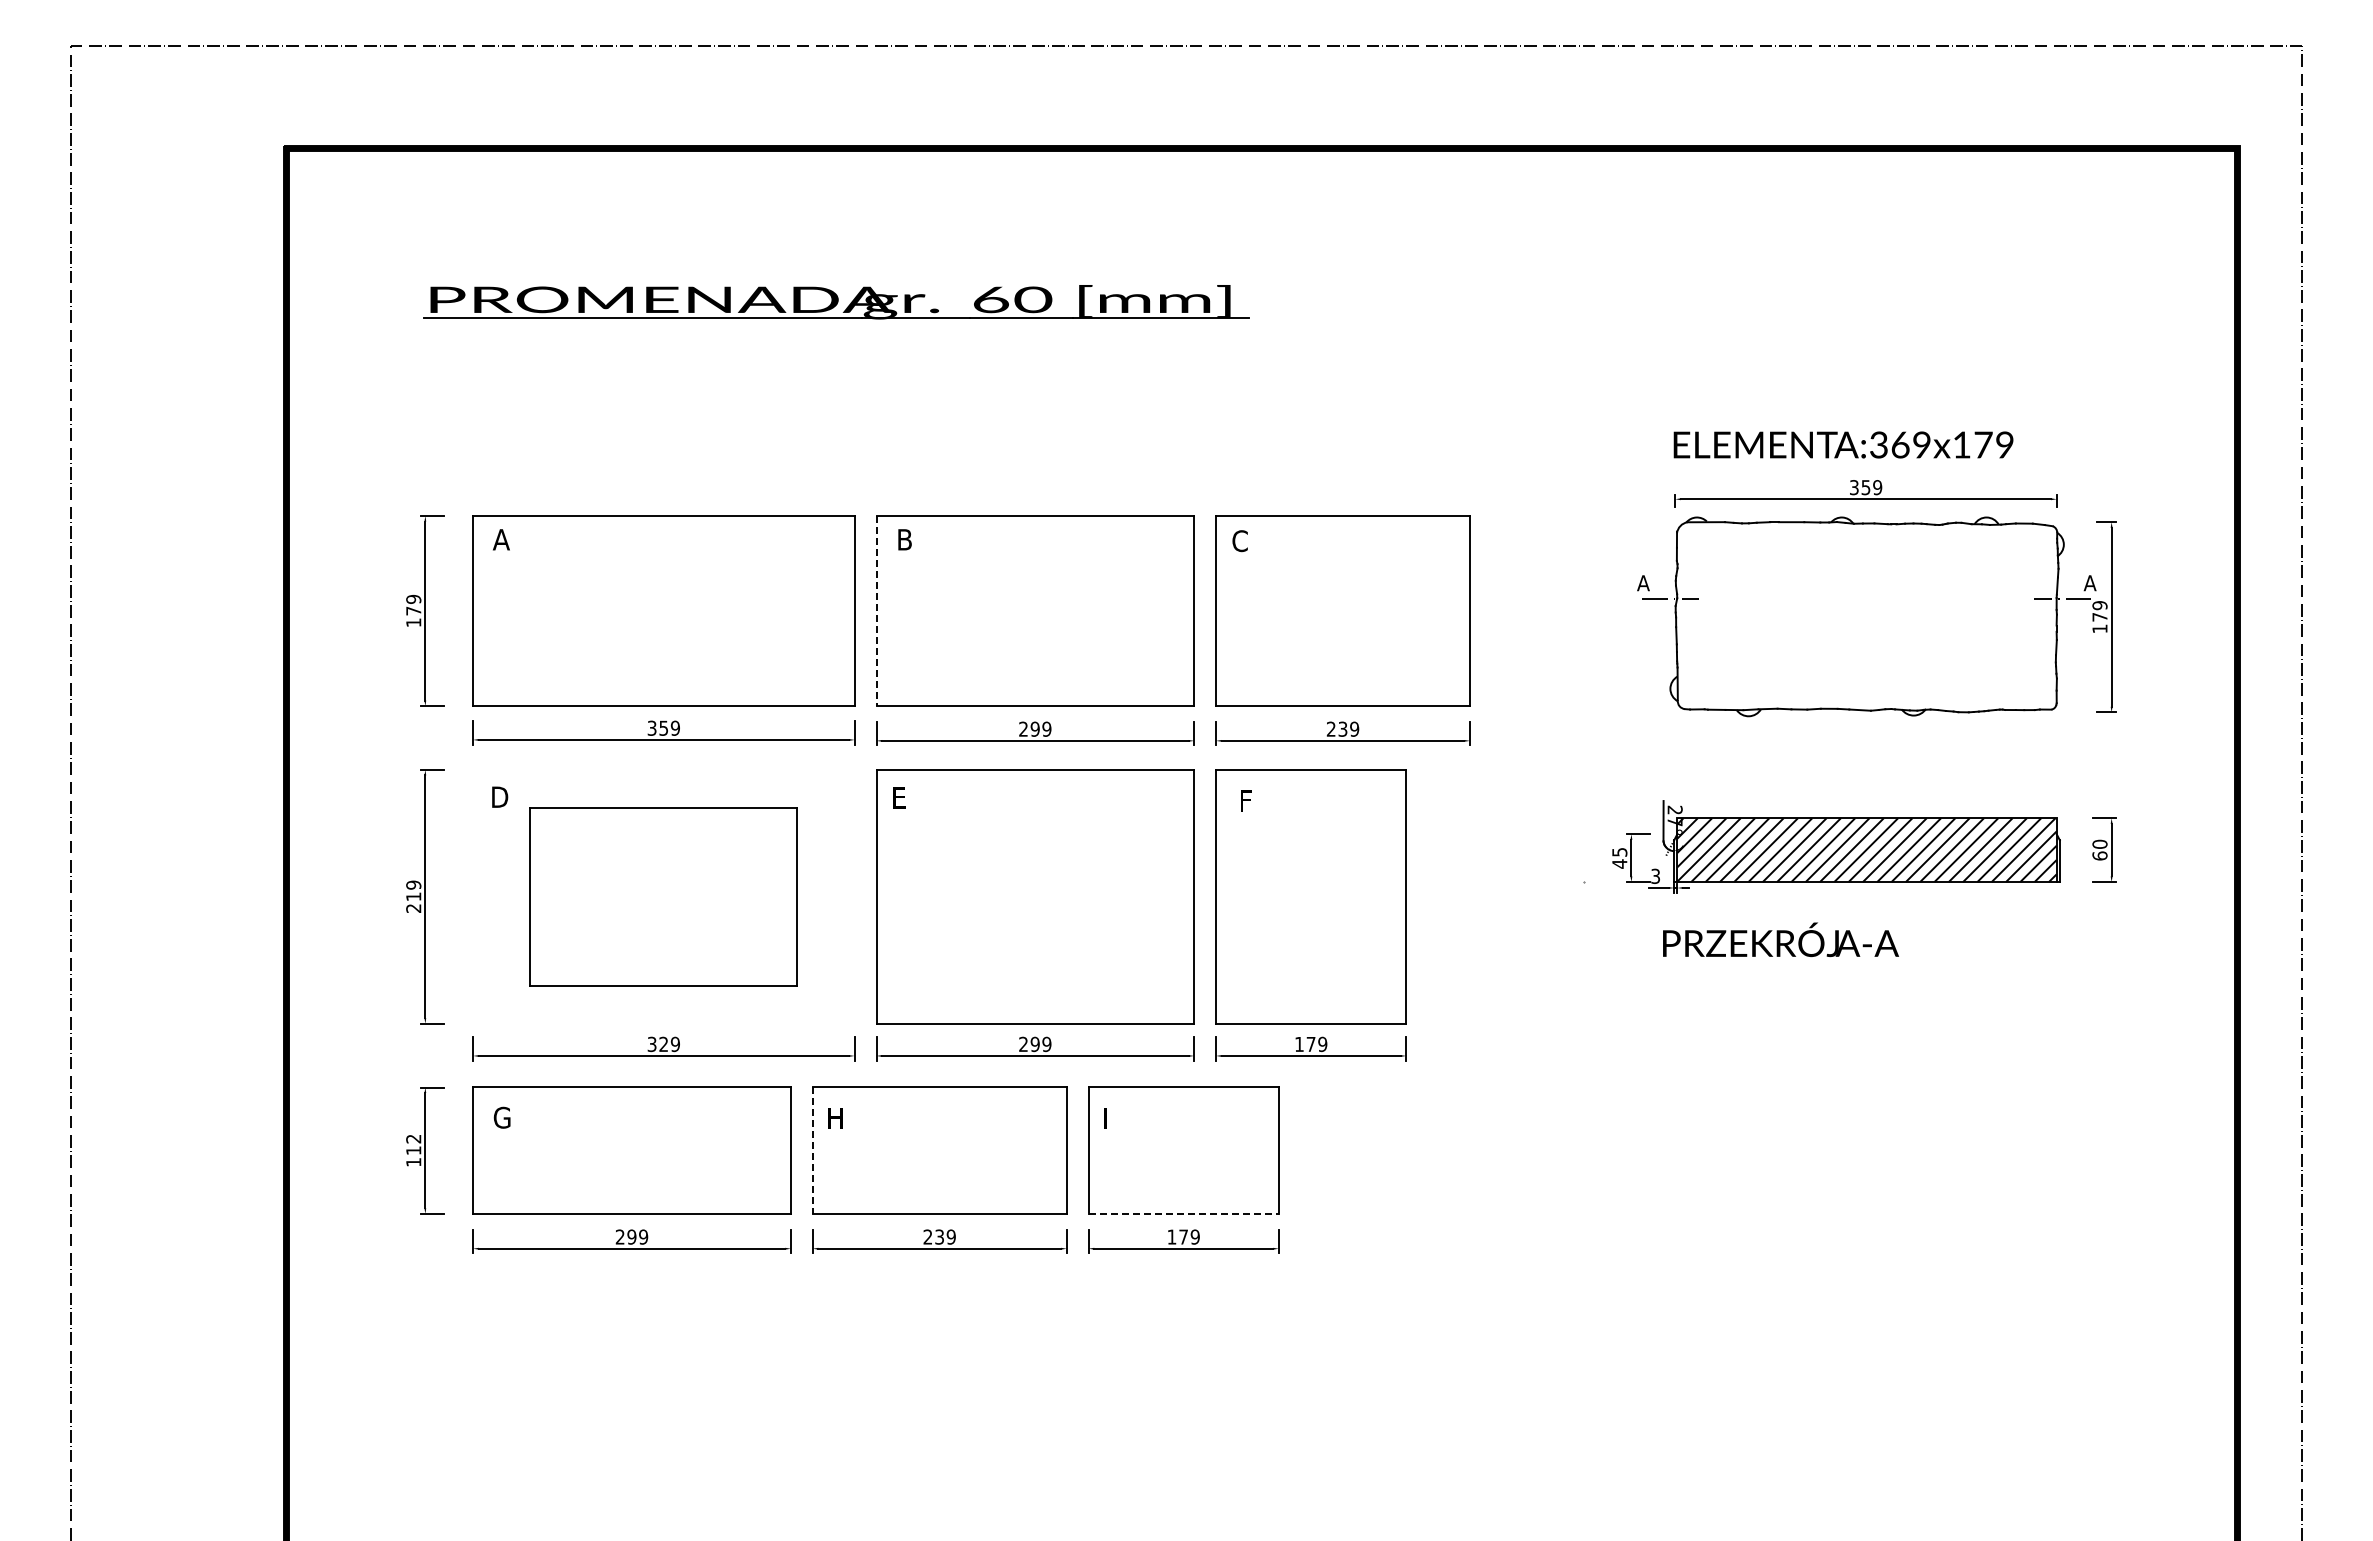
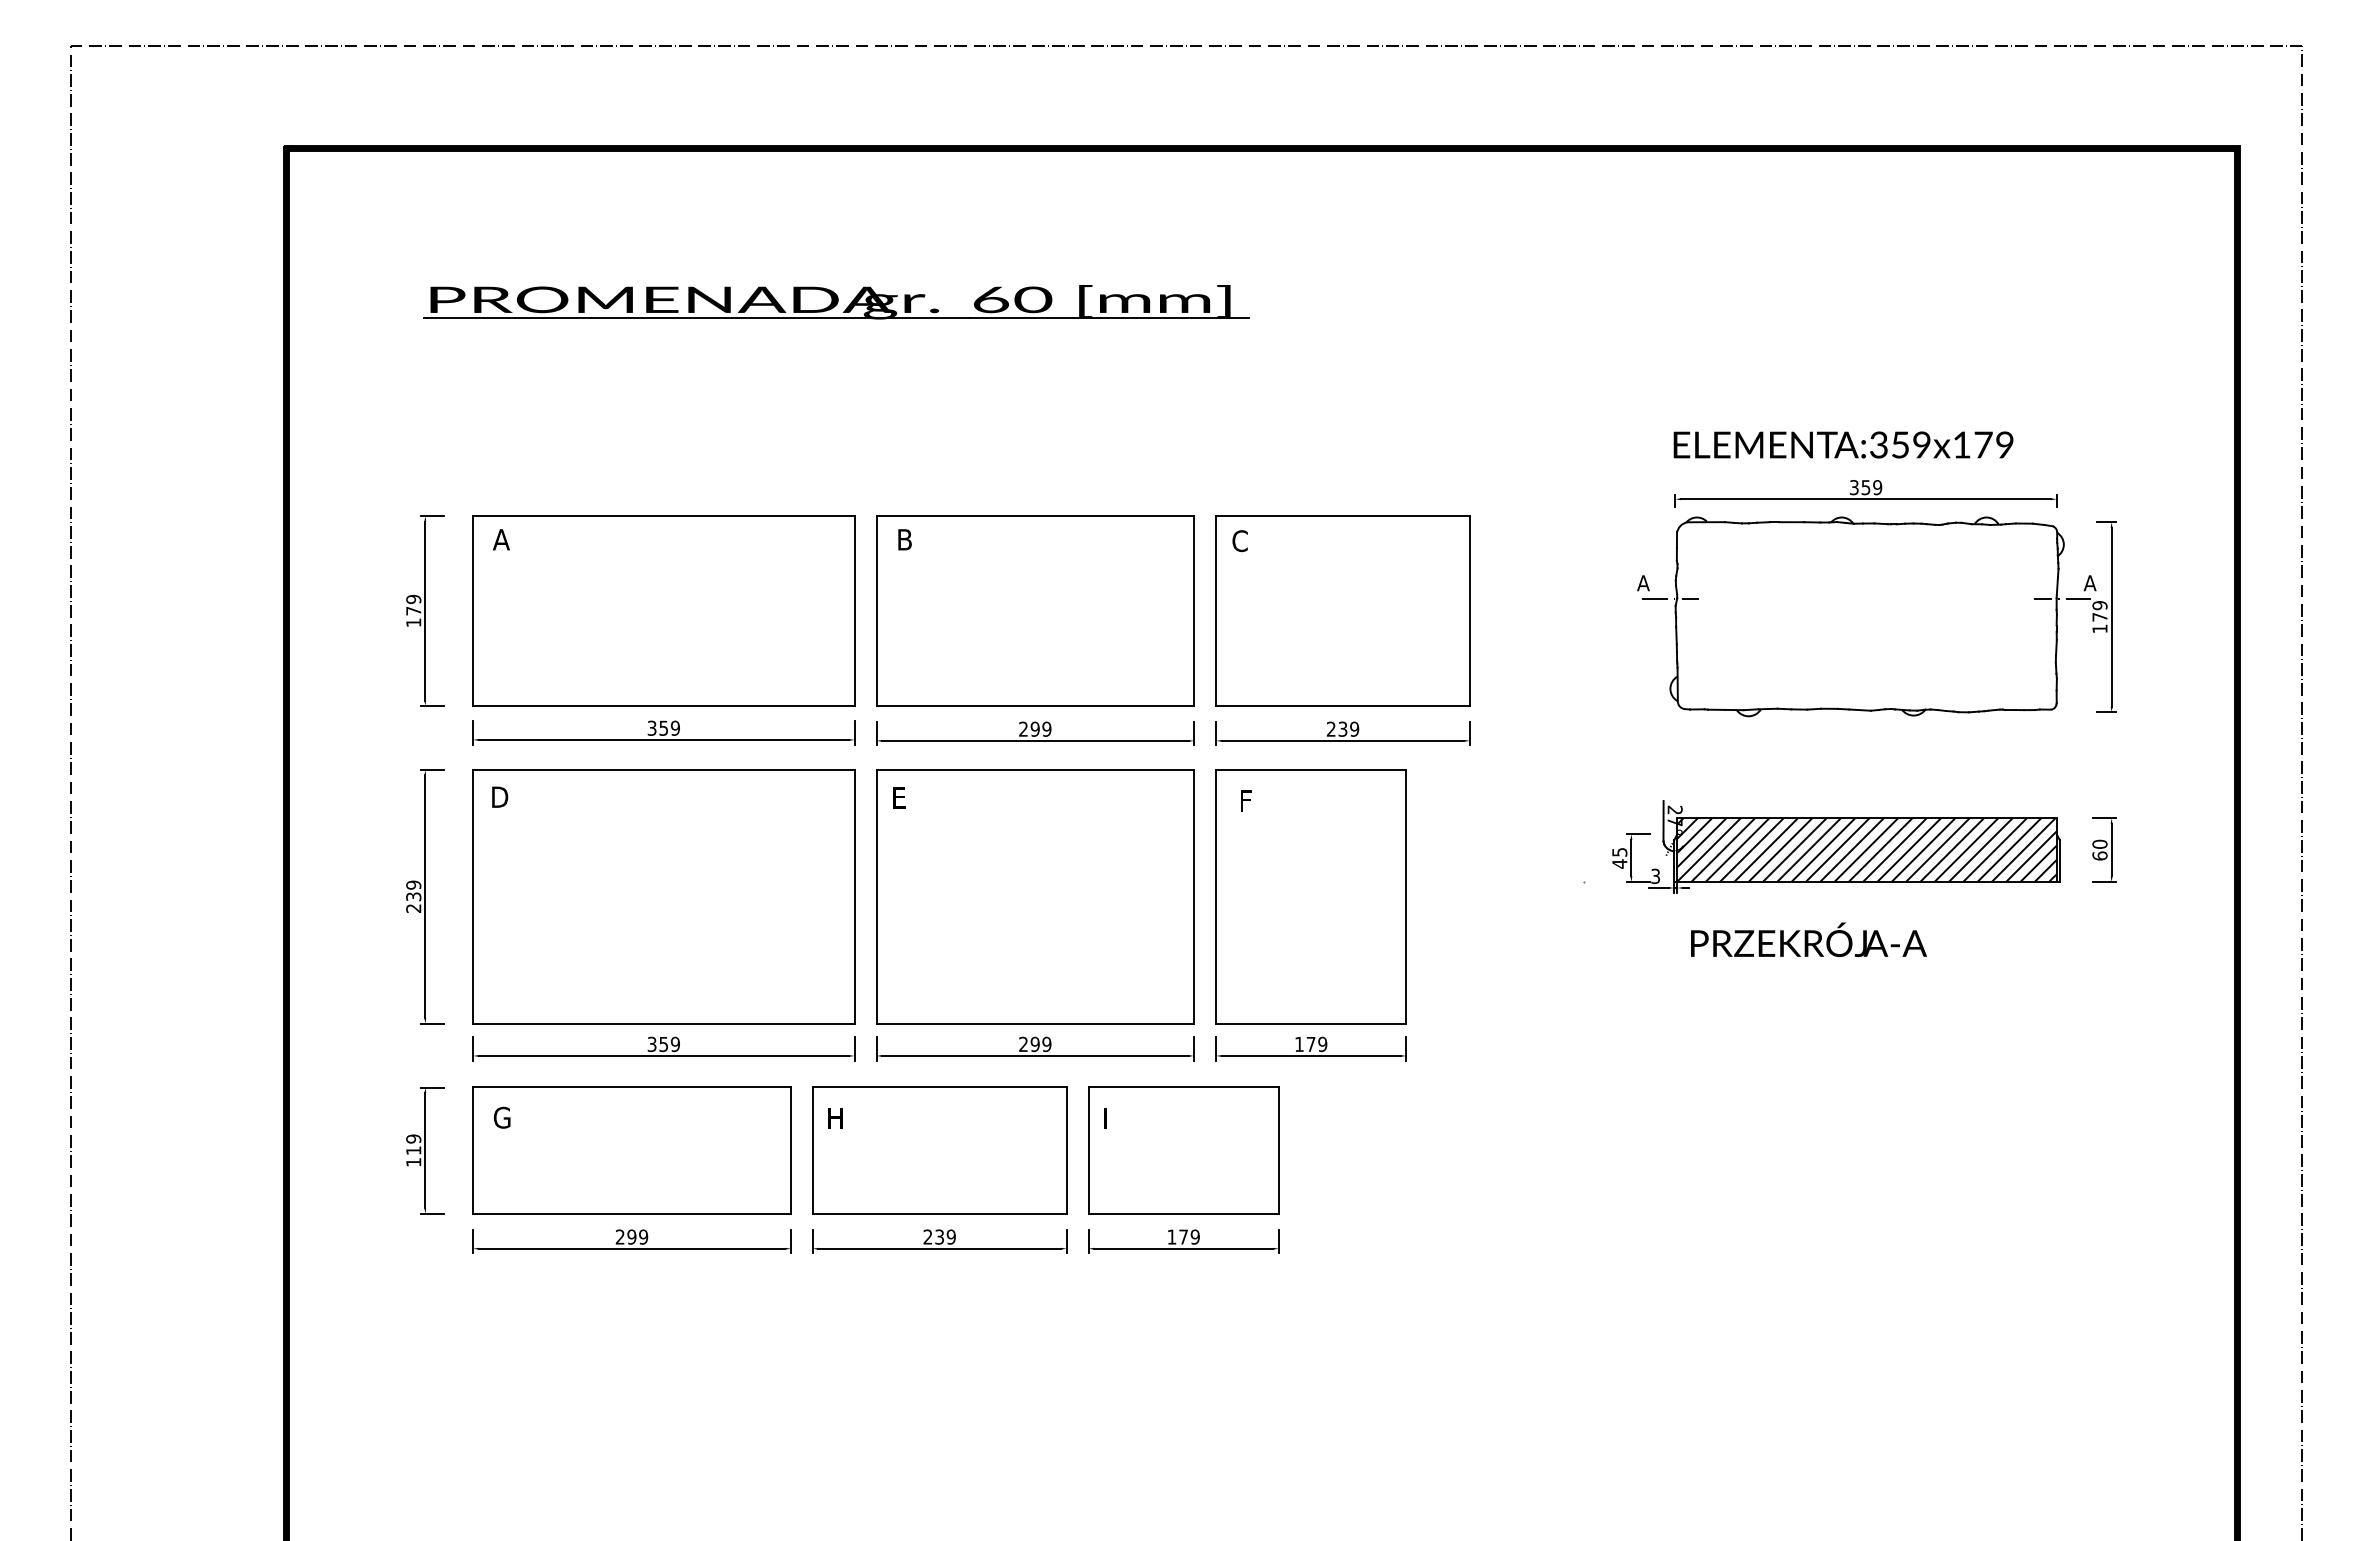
text: A:369x179 -> A:359x179 (1900, 444)
line: dashed -> solid (876, 611)
text: 219 -> 239 (413, 896)
part size: 269x180 px -> 384x256 px (663, 896)
text position: (1780, 939) -> (1808, 939) (1808, 939)
text: 329 -> 359 (663, 1044)
text: 112 -> 119 (413, 1138)
line: dashed -> solid (812, 1151)
line: dashed -> solid (1184, 1213)
